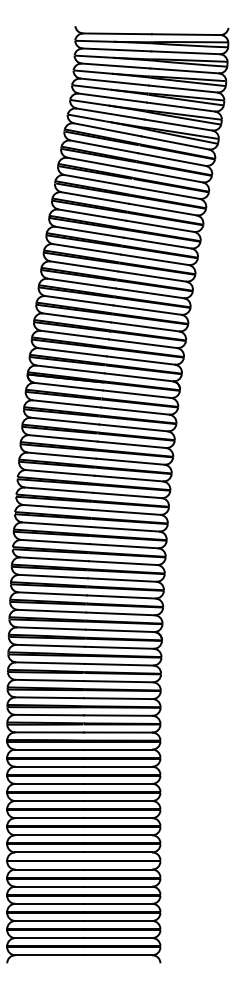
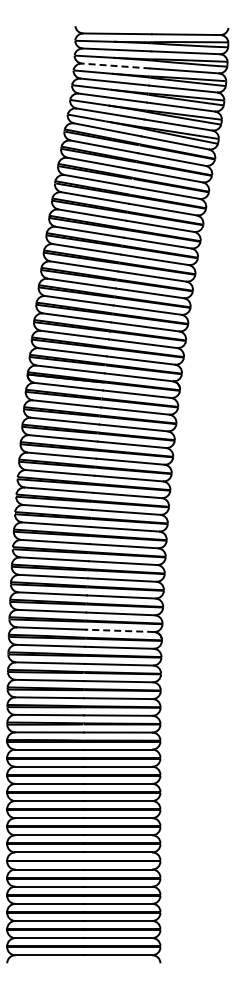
line: solid -> dashed (115, 66)
line: solid -> dashed (119, 630)
